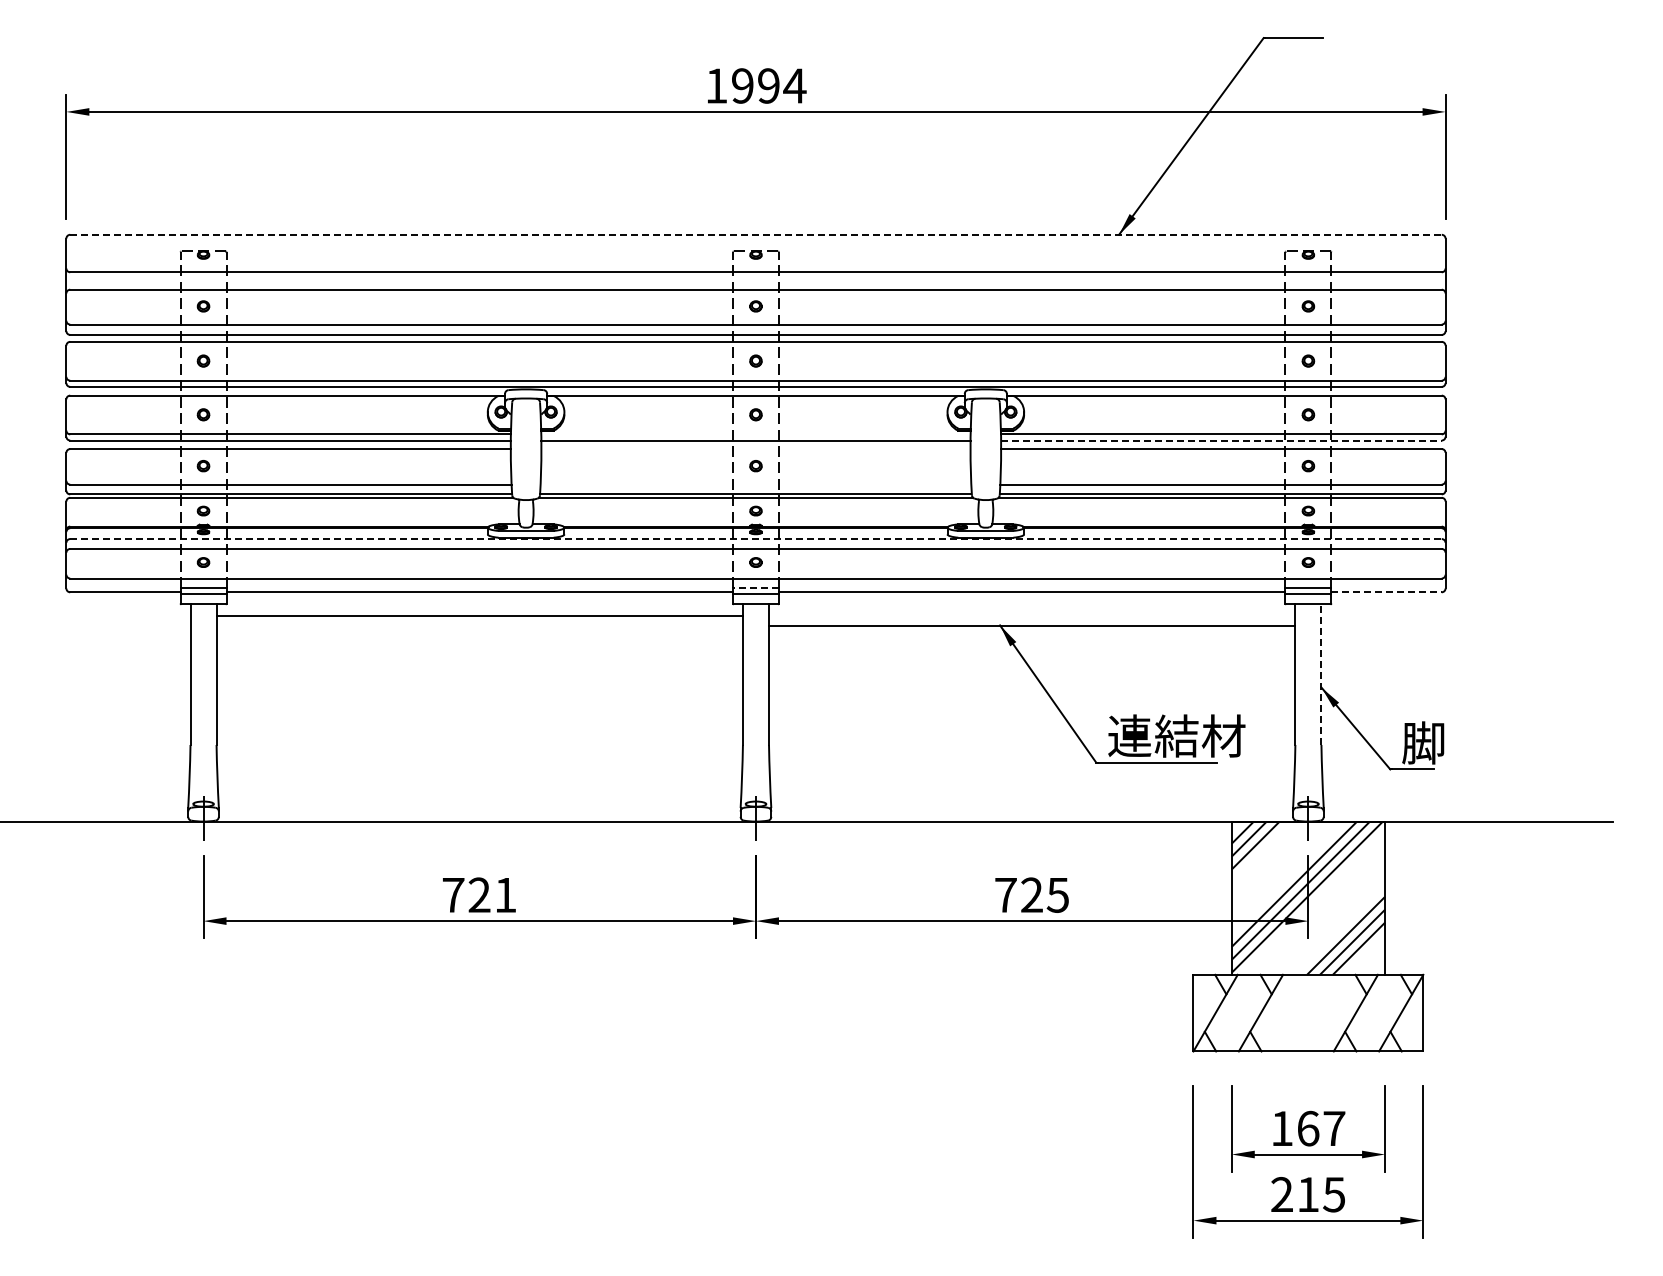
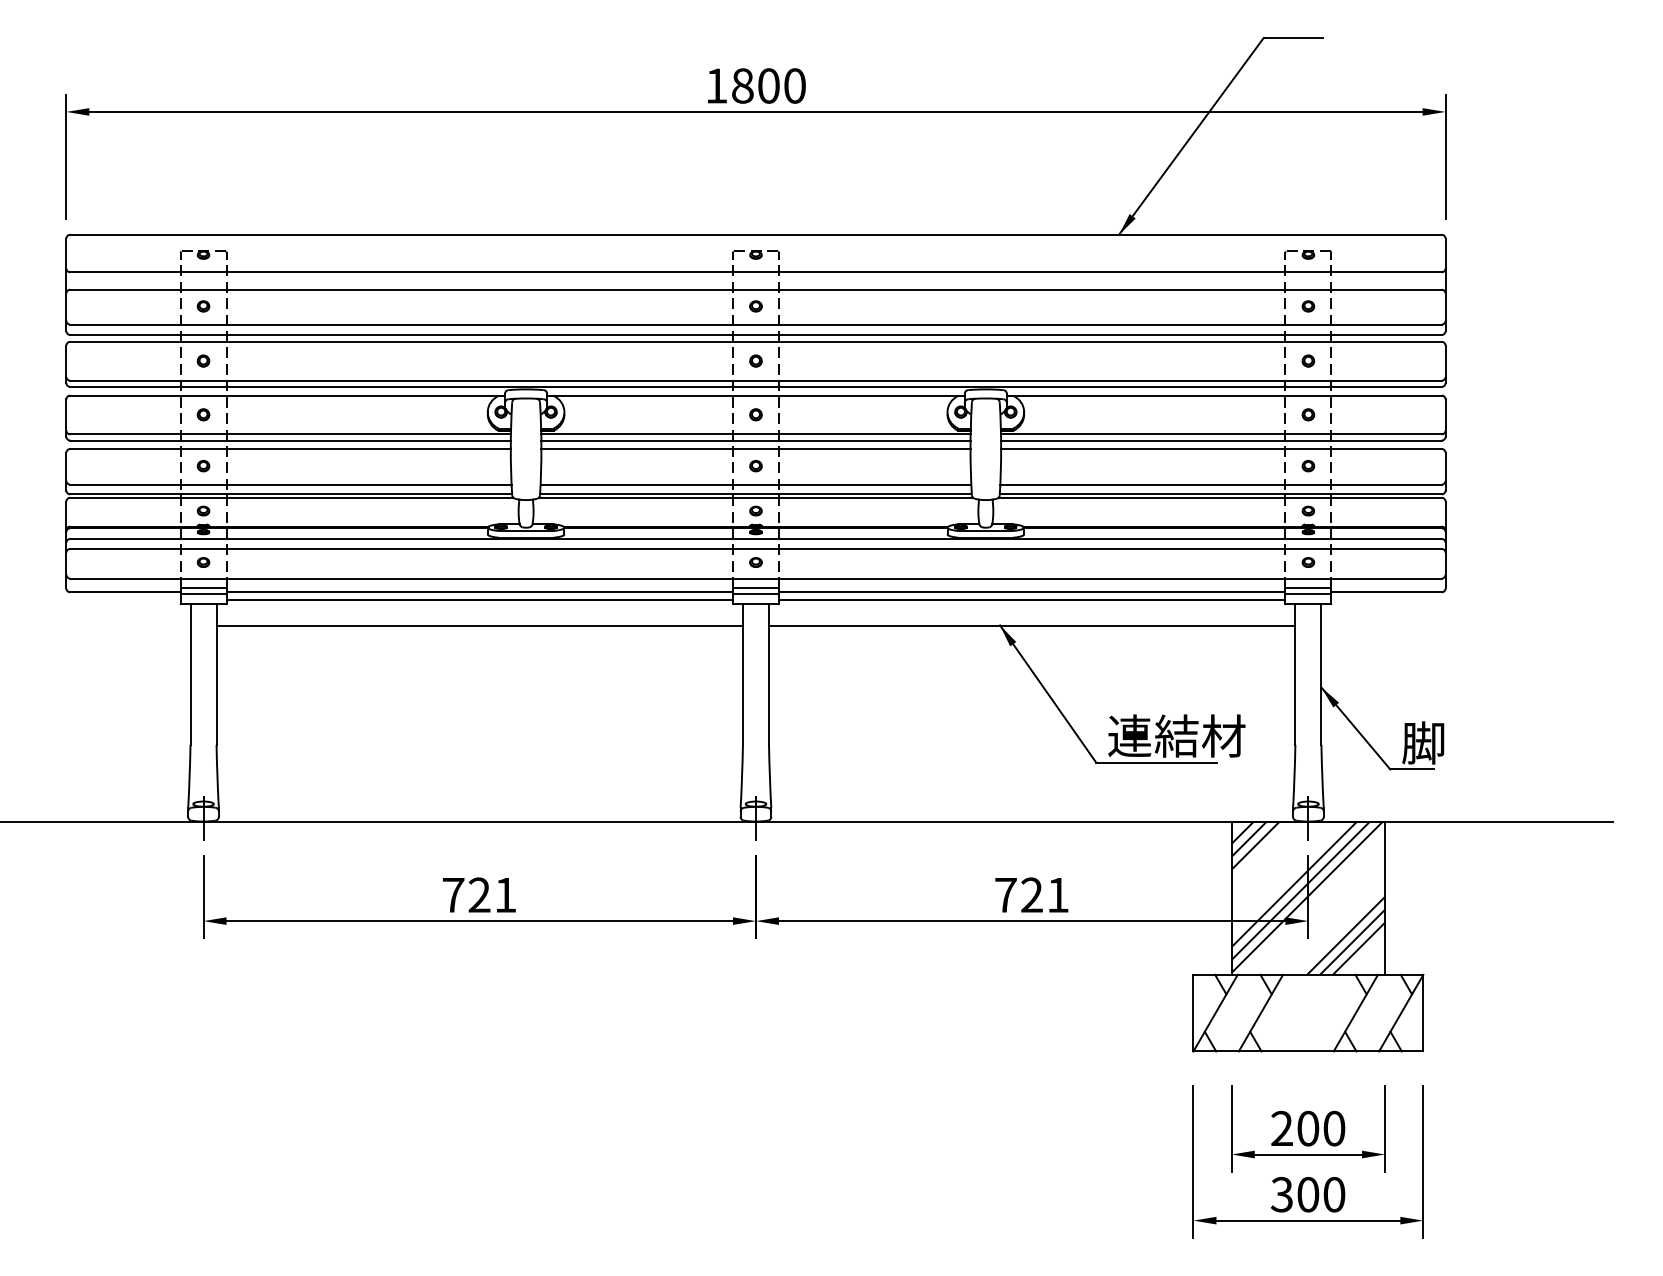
text: 1994 -> 1800 (769, 85)
line: dashed -> solid (755, 234)
line: none -> present (755, 434)
line: dashed -> solid (1221, 440)
line: none -> present (755, 449)
line: none -> present (755, 484)
line: dashed -> solid (755, 539)
line: dashed -> solid (755, 588)
line: dashed -> solid (1387, 592)
line: none -> present (479, 600)
line: none -> present (1031, 600)
line position: (479, 616) -> (479, 626) (479, 626)
line: dashed -> solid (1321, 674)
text: 725 -> 721 (1057, 895)
text: 167 -> 200 (1308, 1128)
text: 215 -> 300 (1307, 1194)
